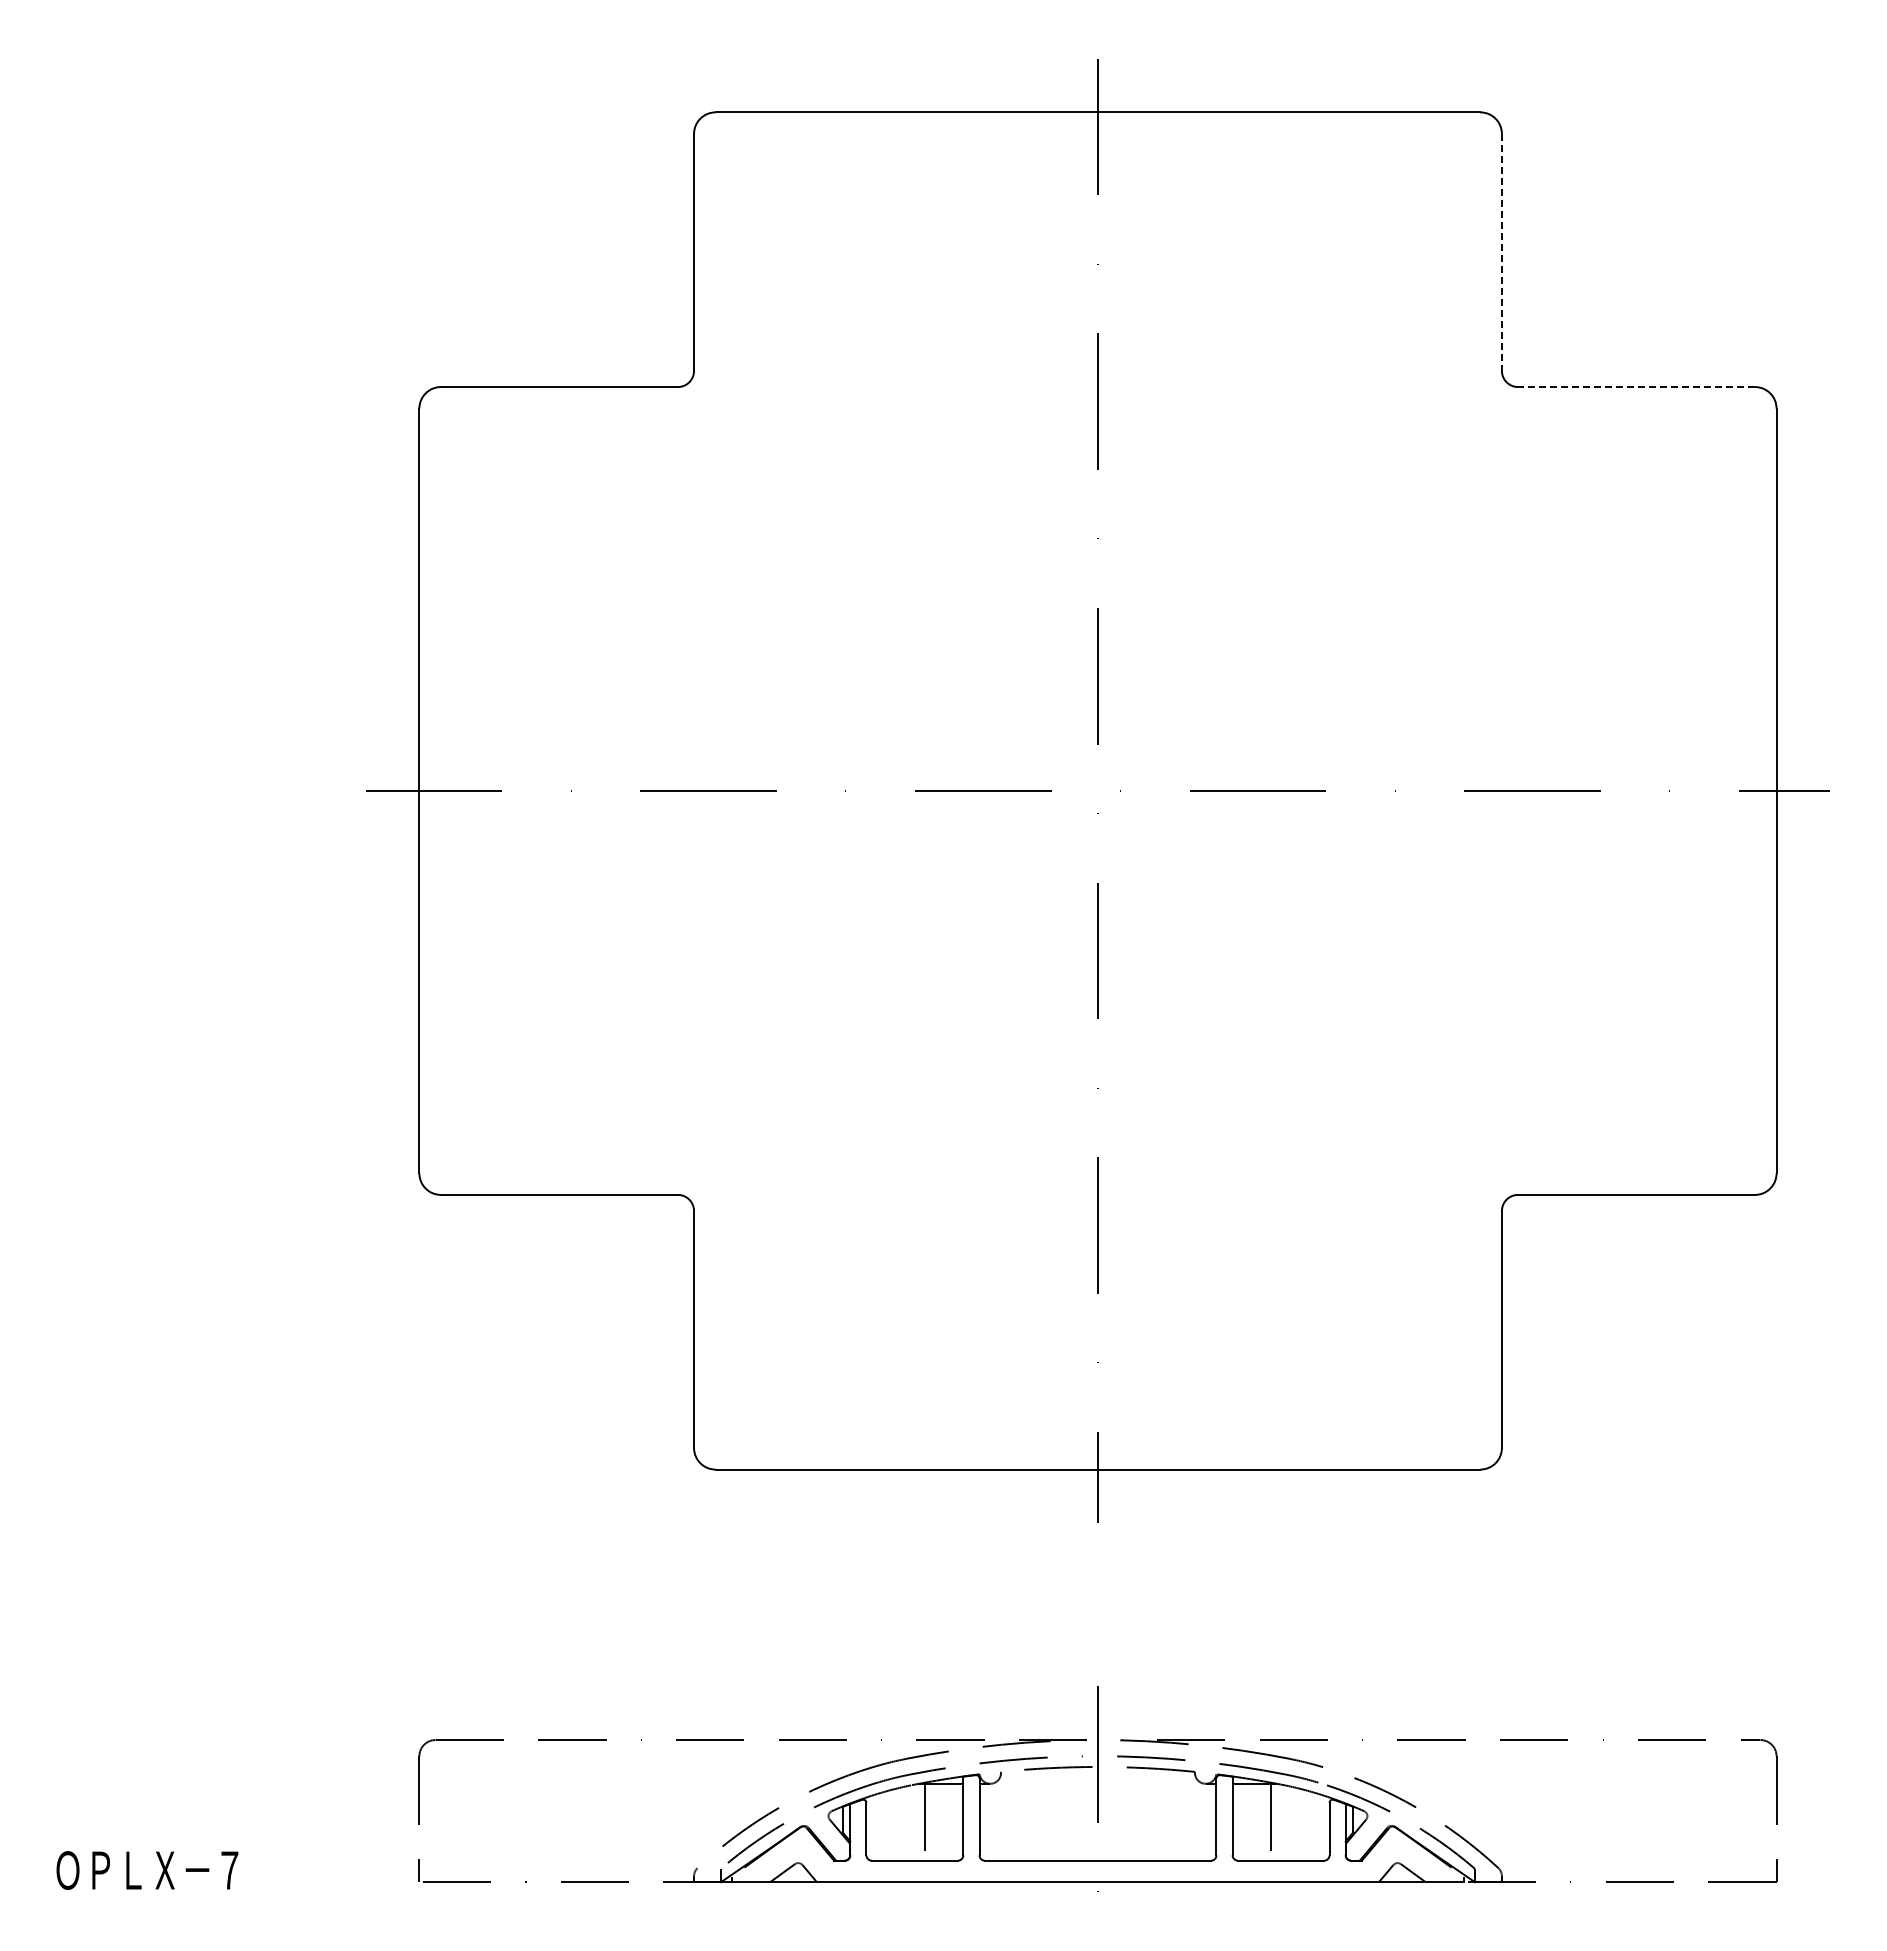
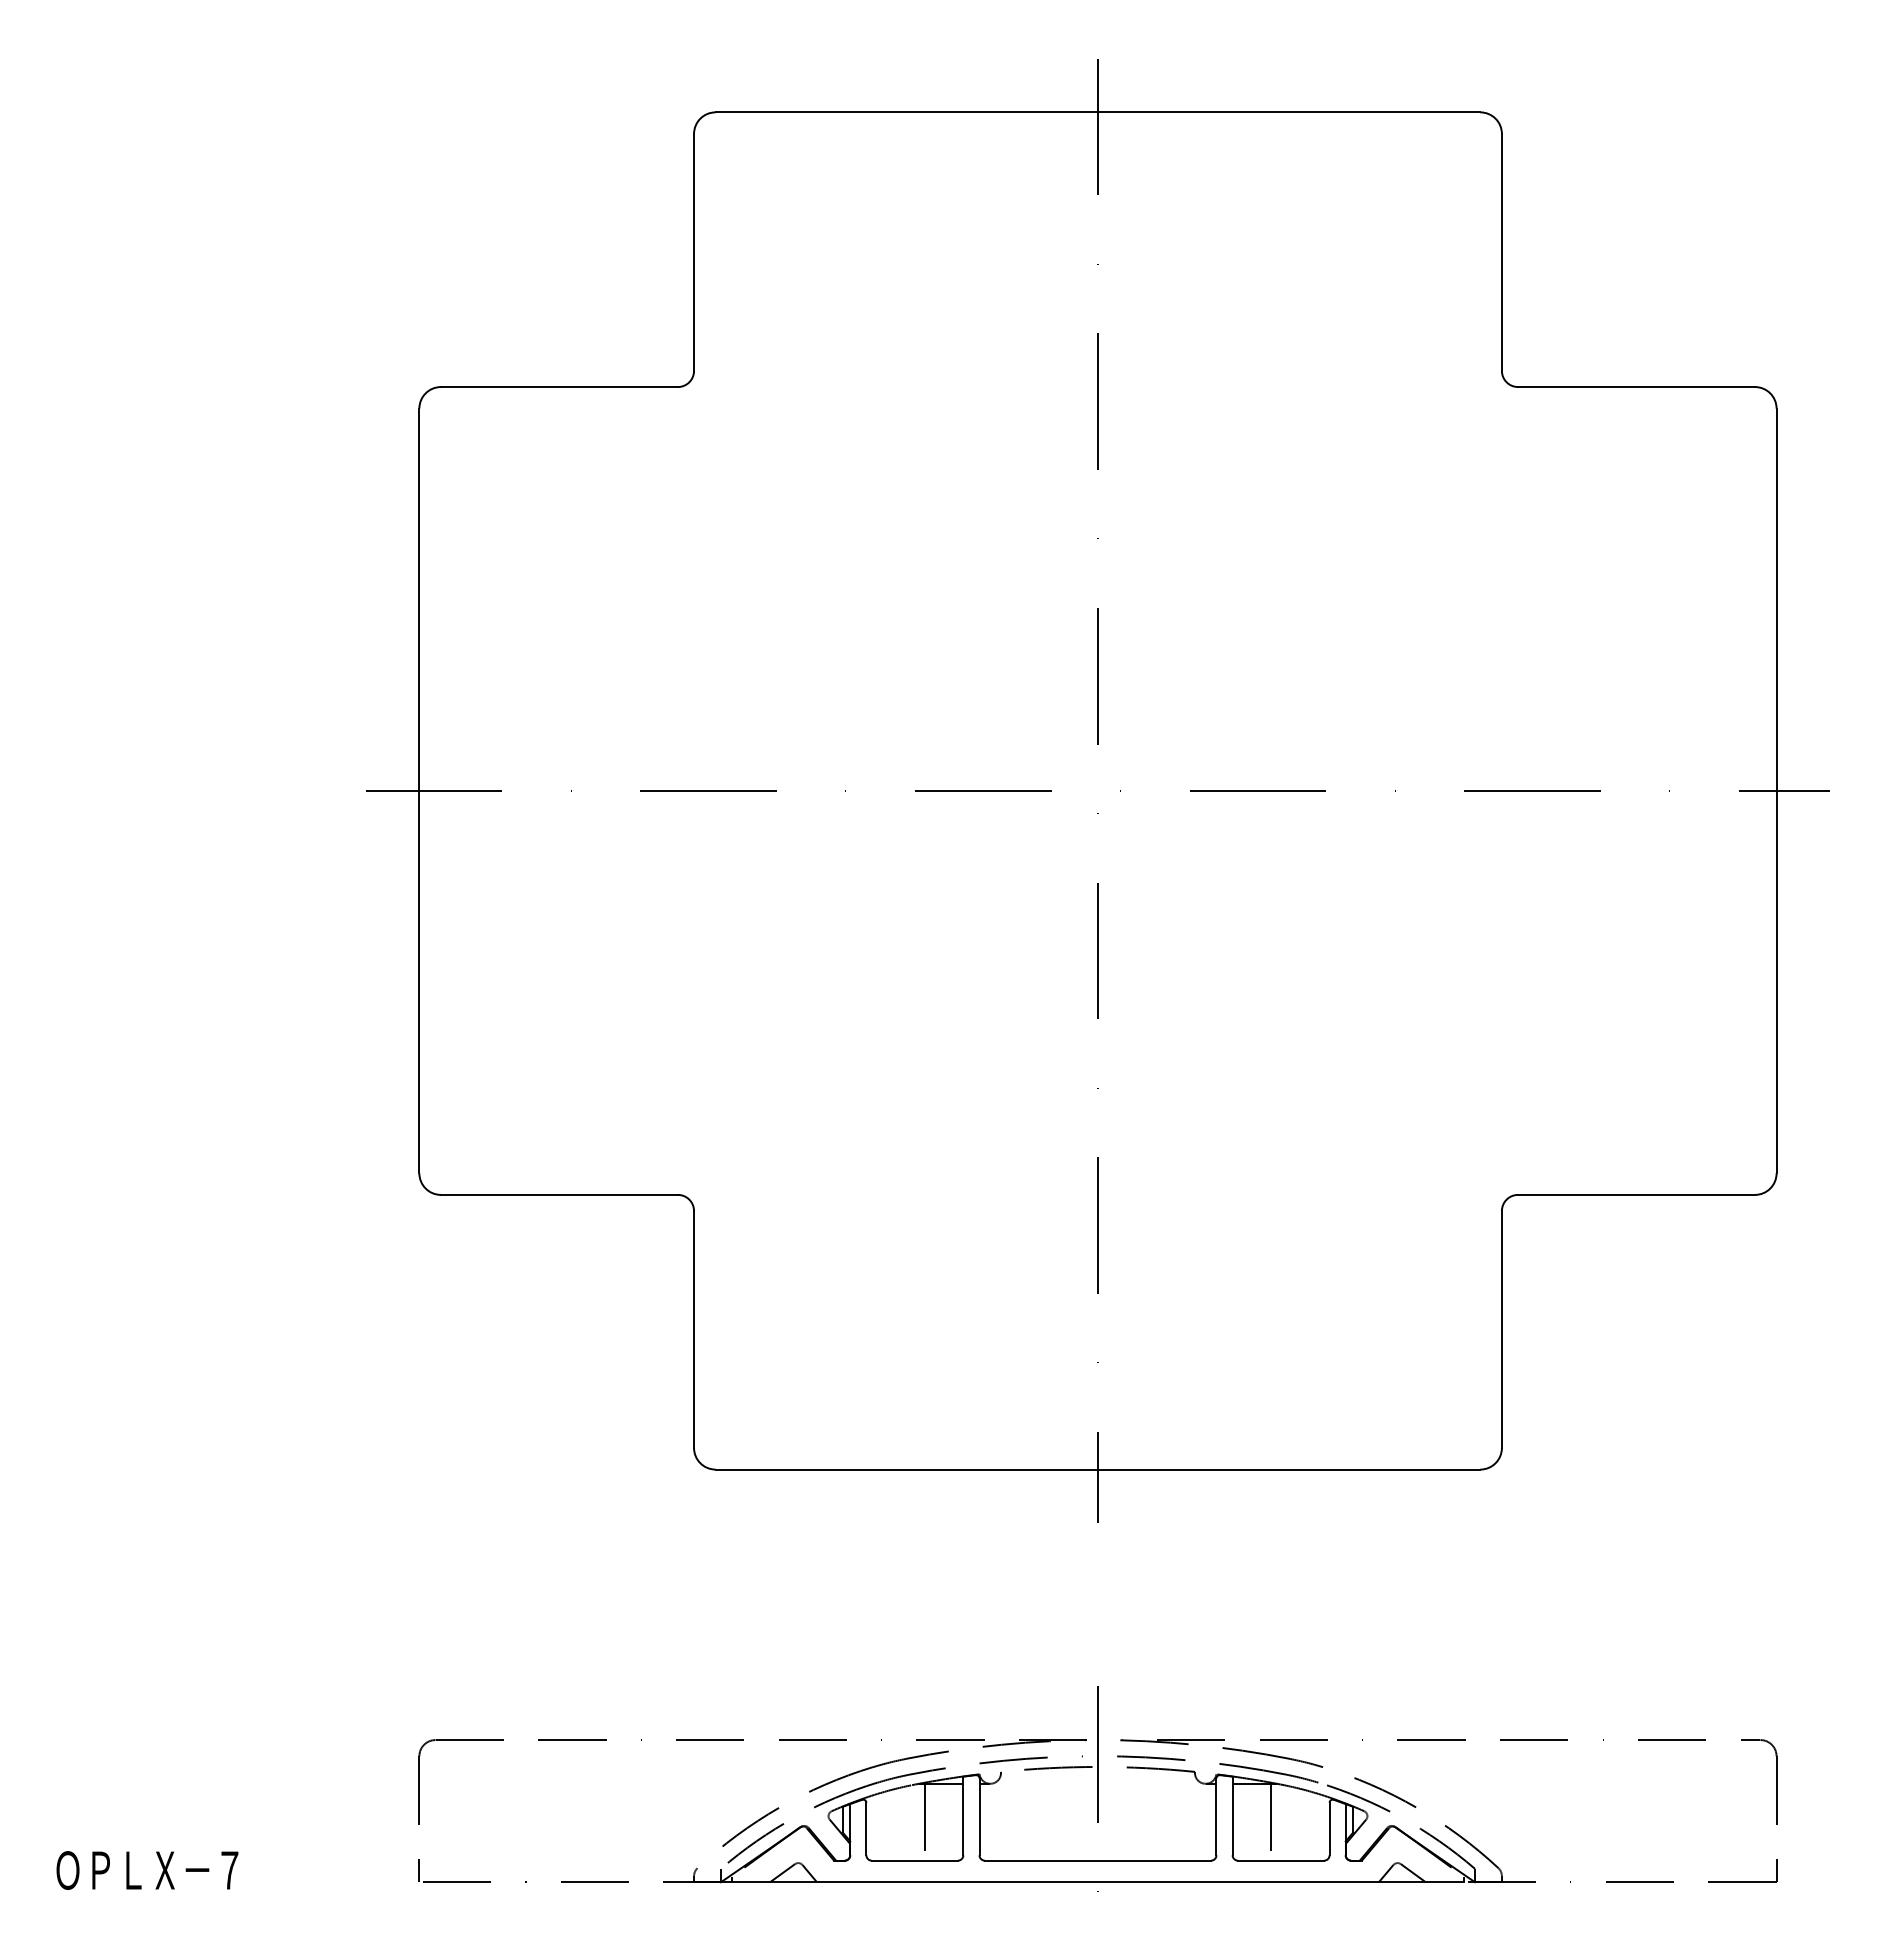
line: dashed -> solid (1501, 252)
line: dashed -> solid (1636, 387)
